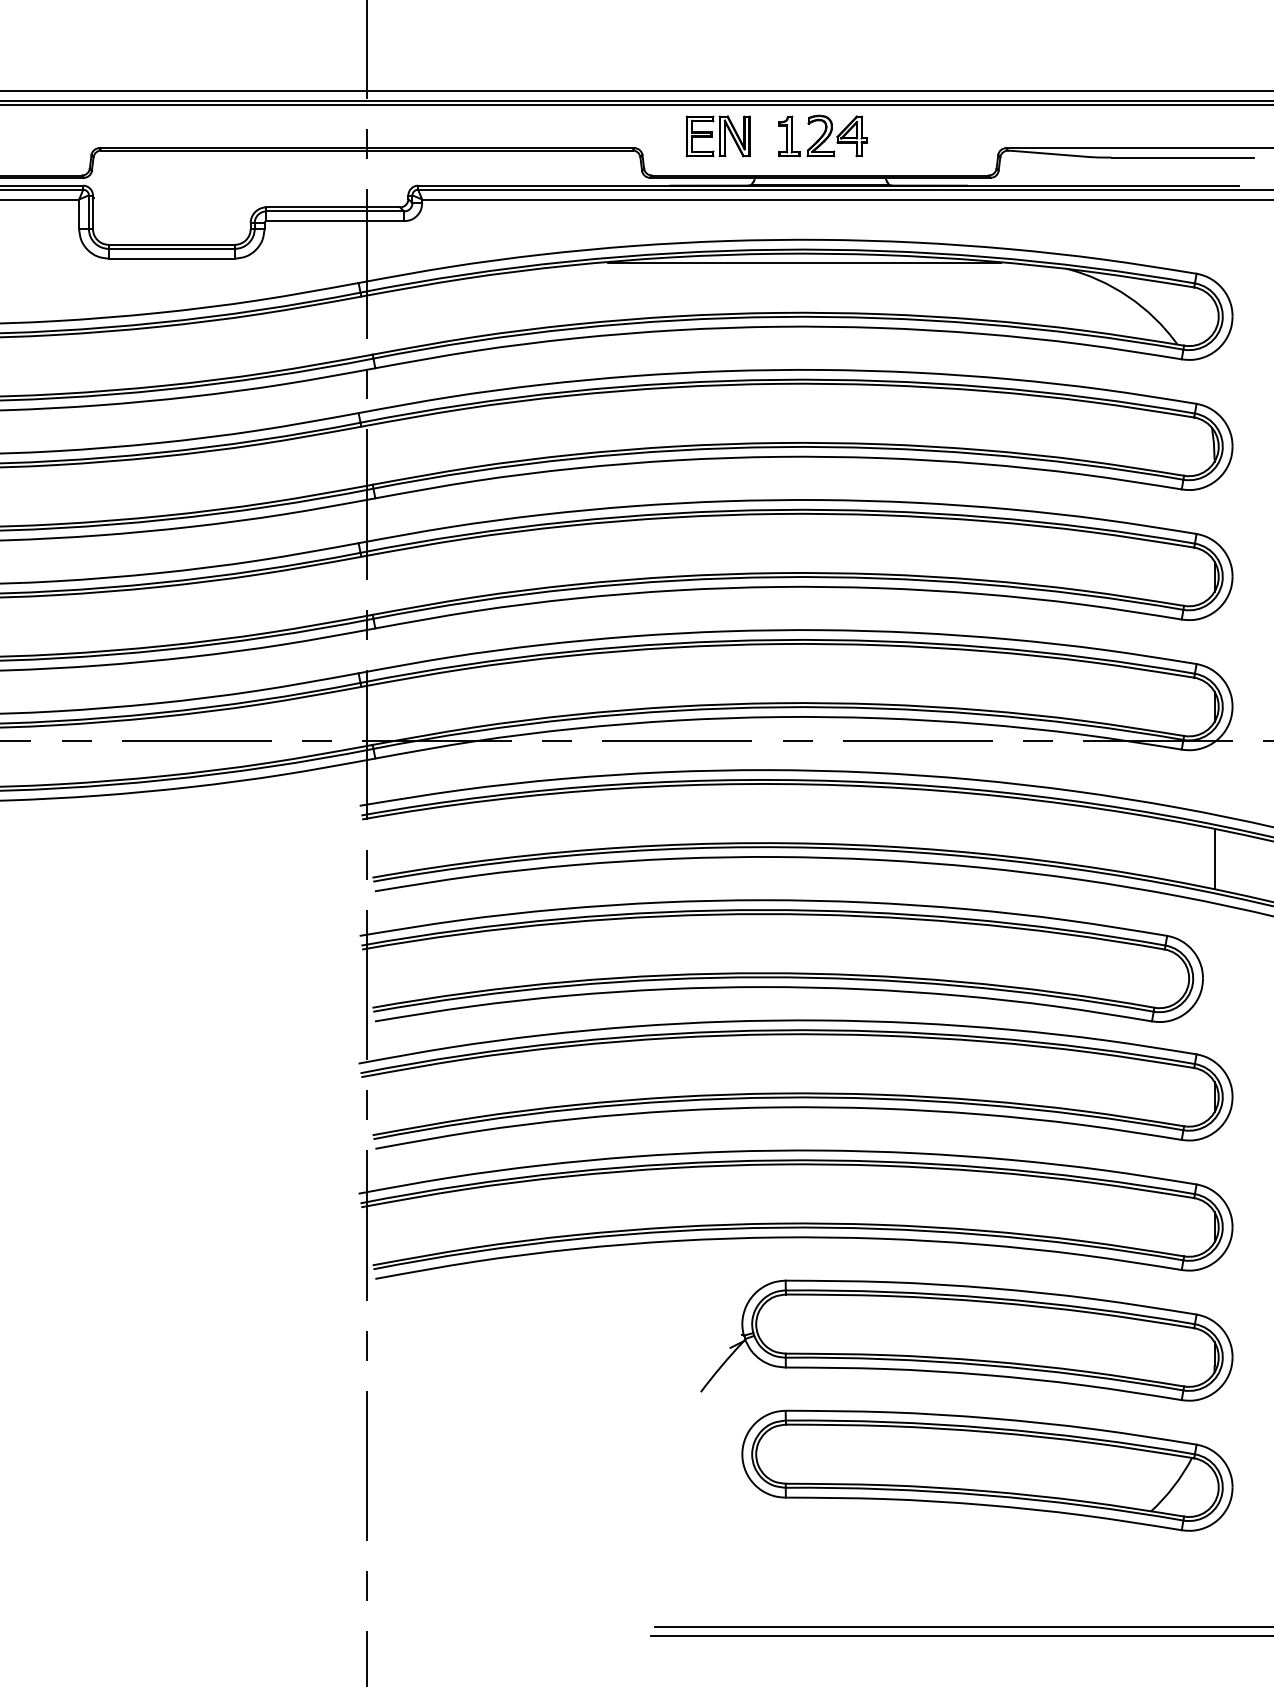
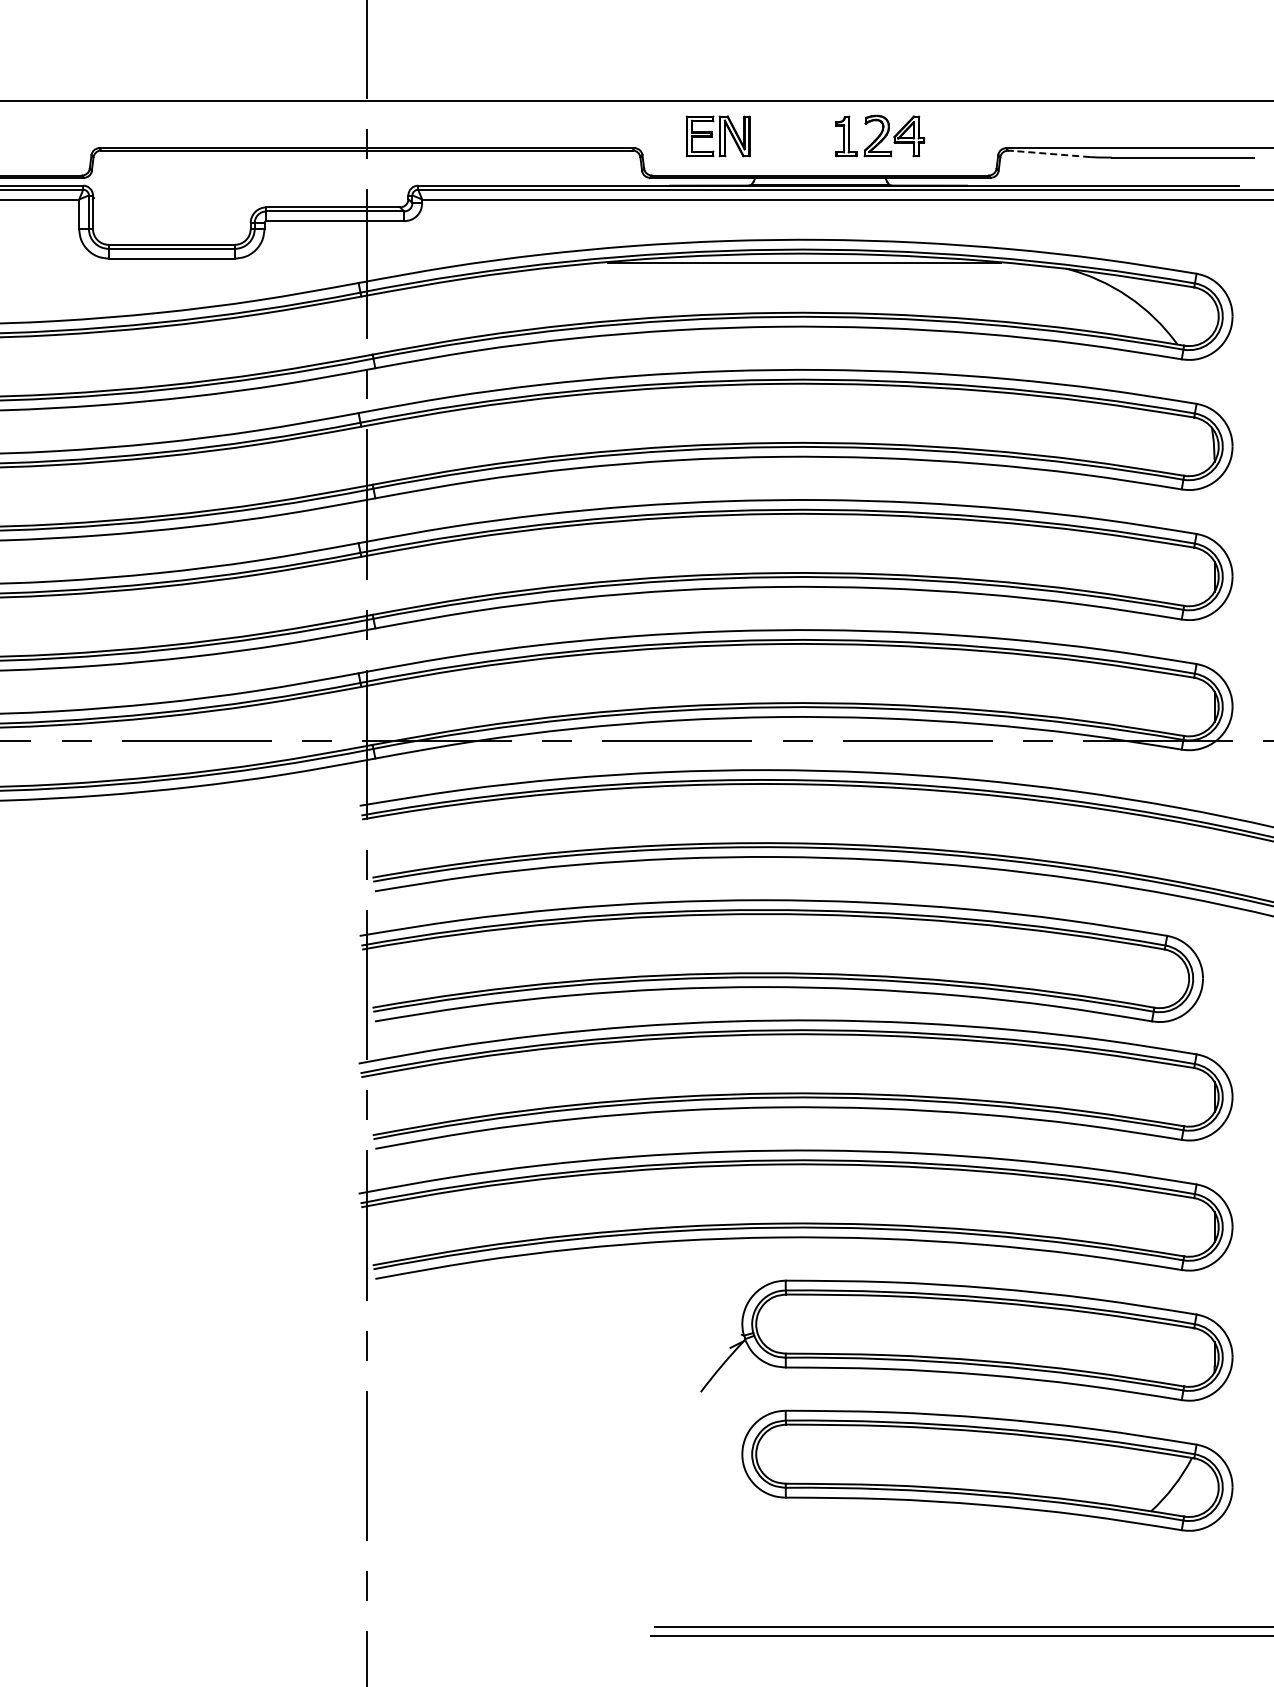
line: present -> none (636, 91)
line: present -> none (636, 104)
part position: (823, 135) -> (880, 135) (880, 135)
line: solid -> dashed (1051, 154)
line: present -> none (1214, 858)
